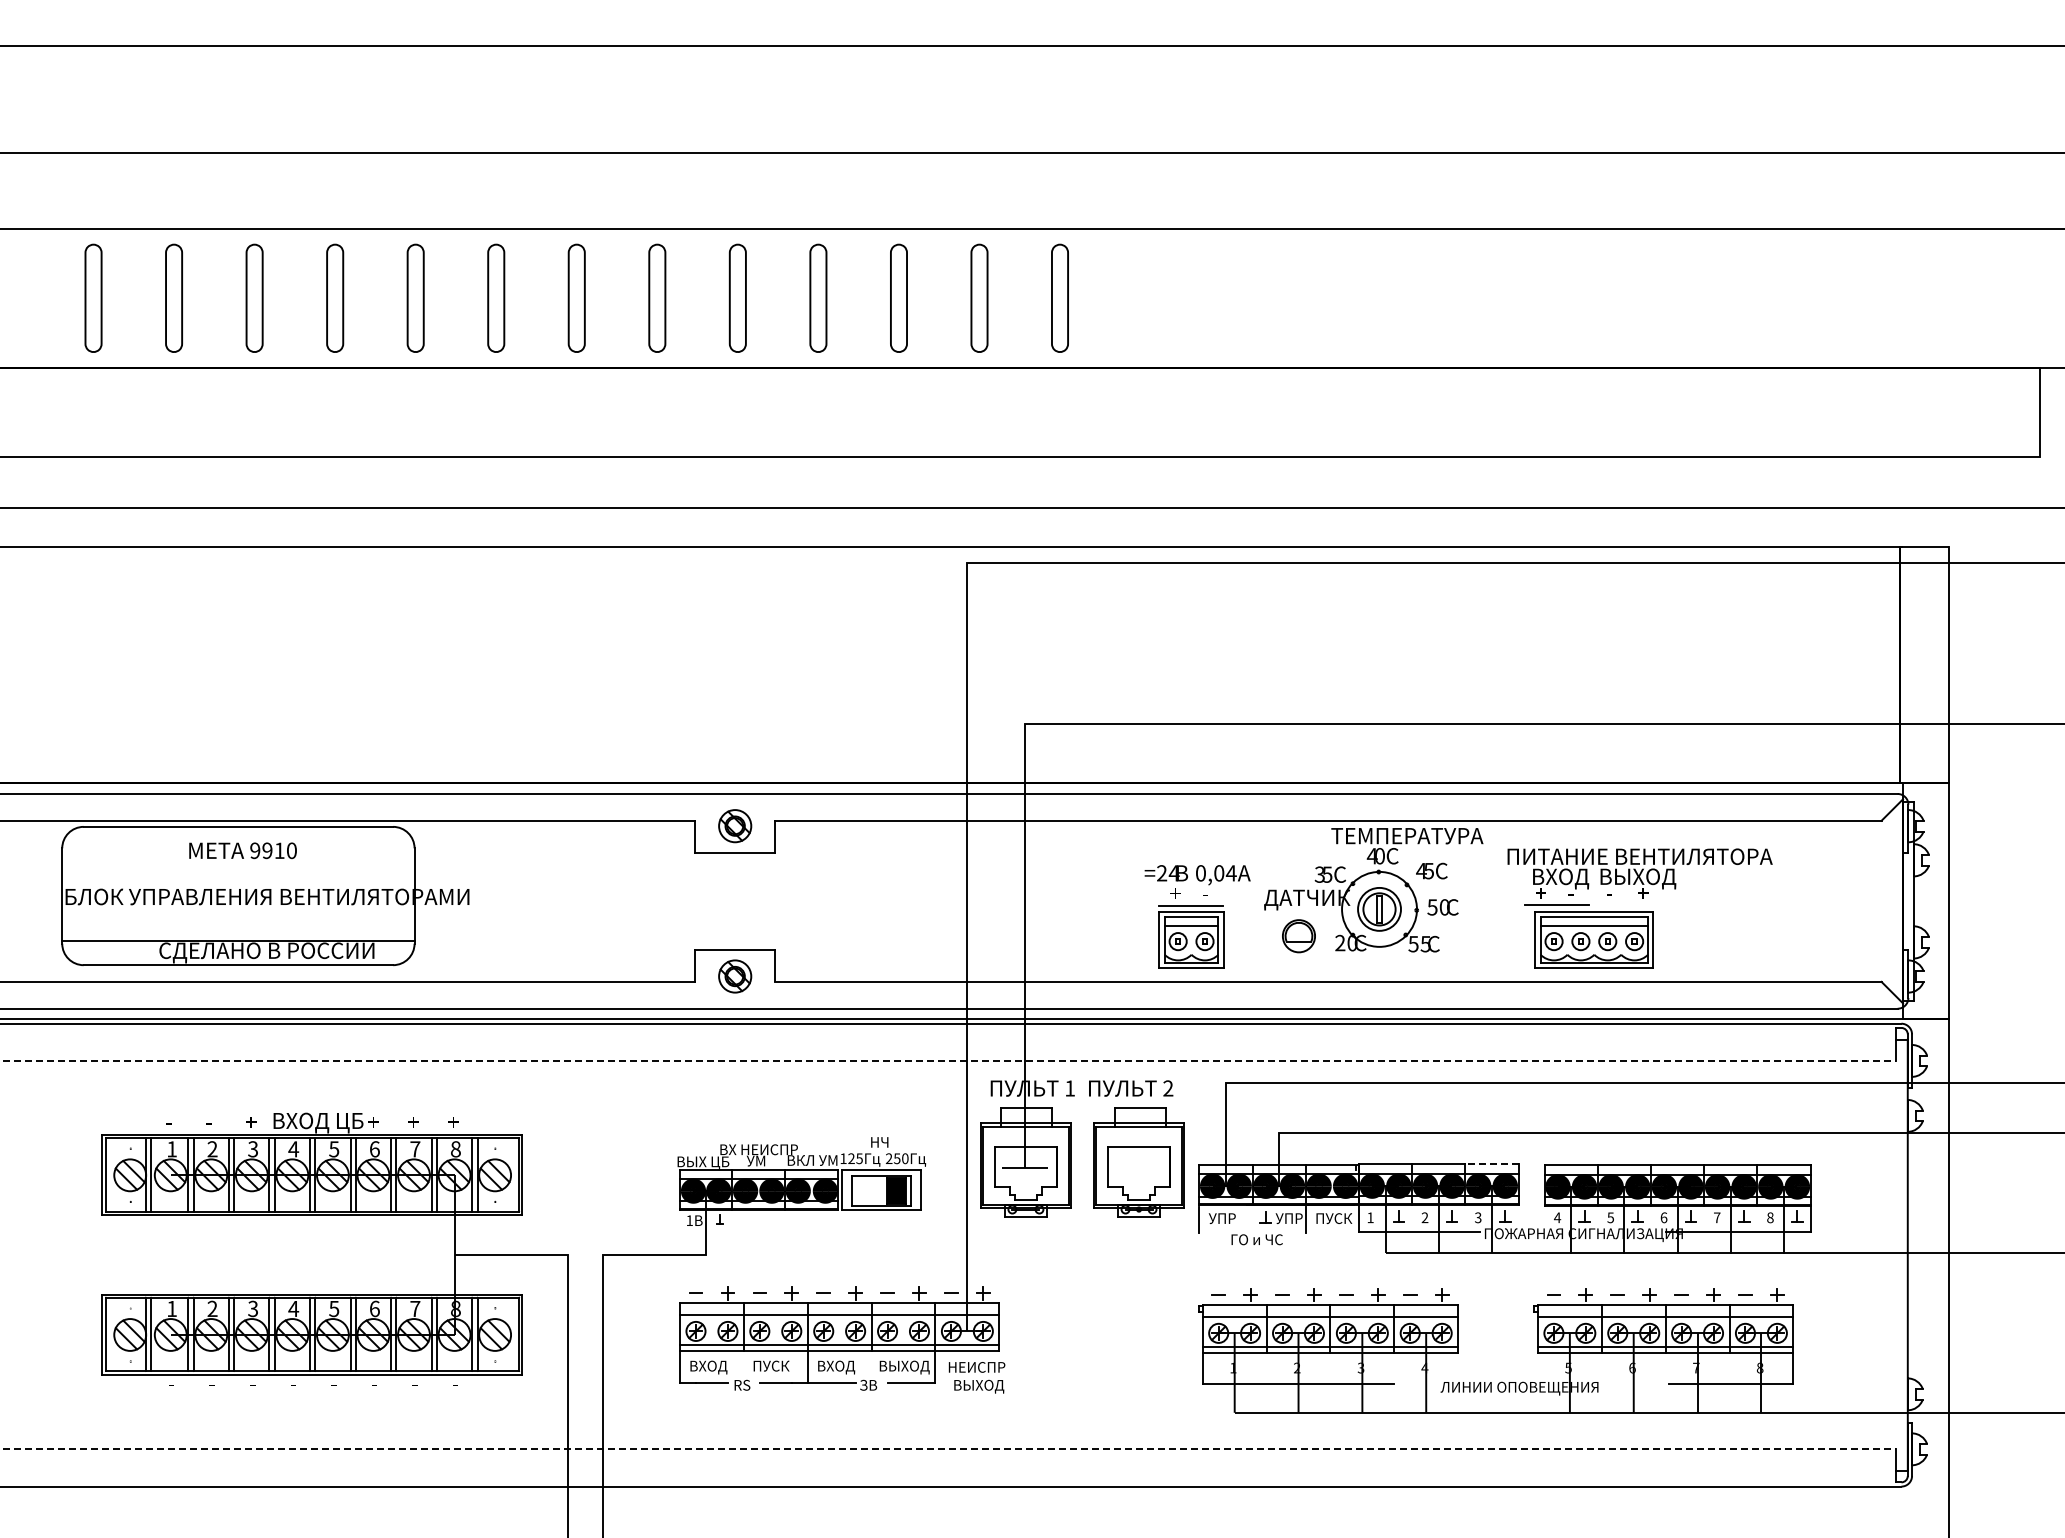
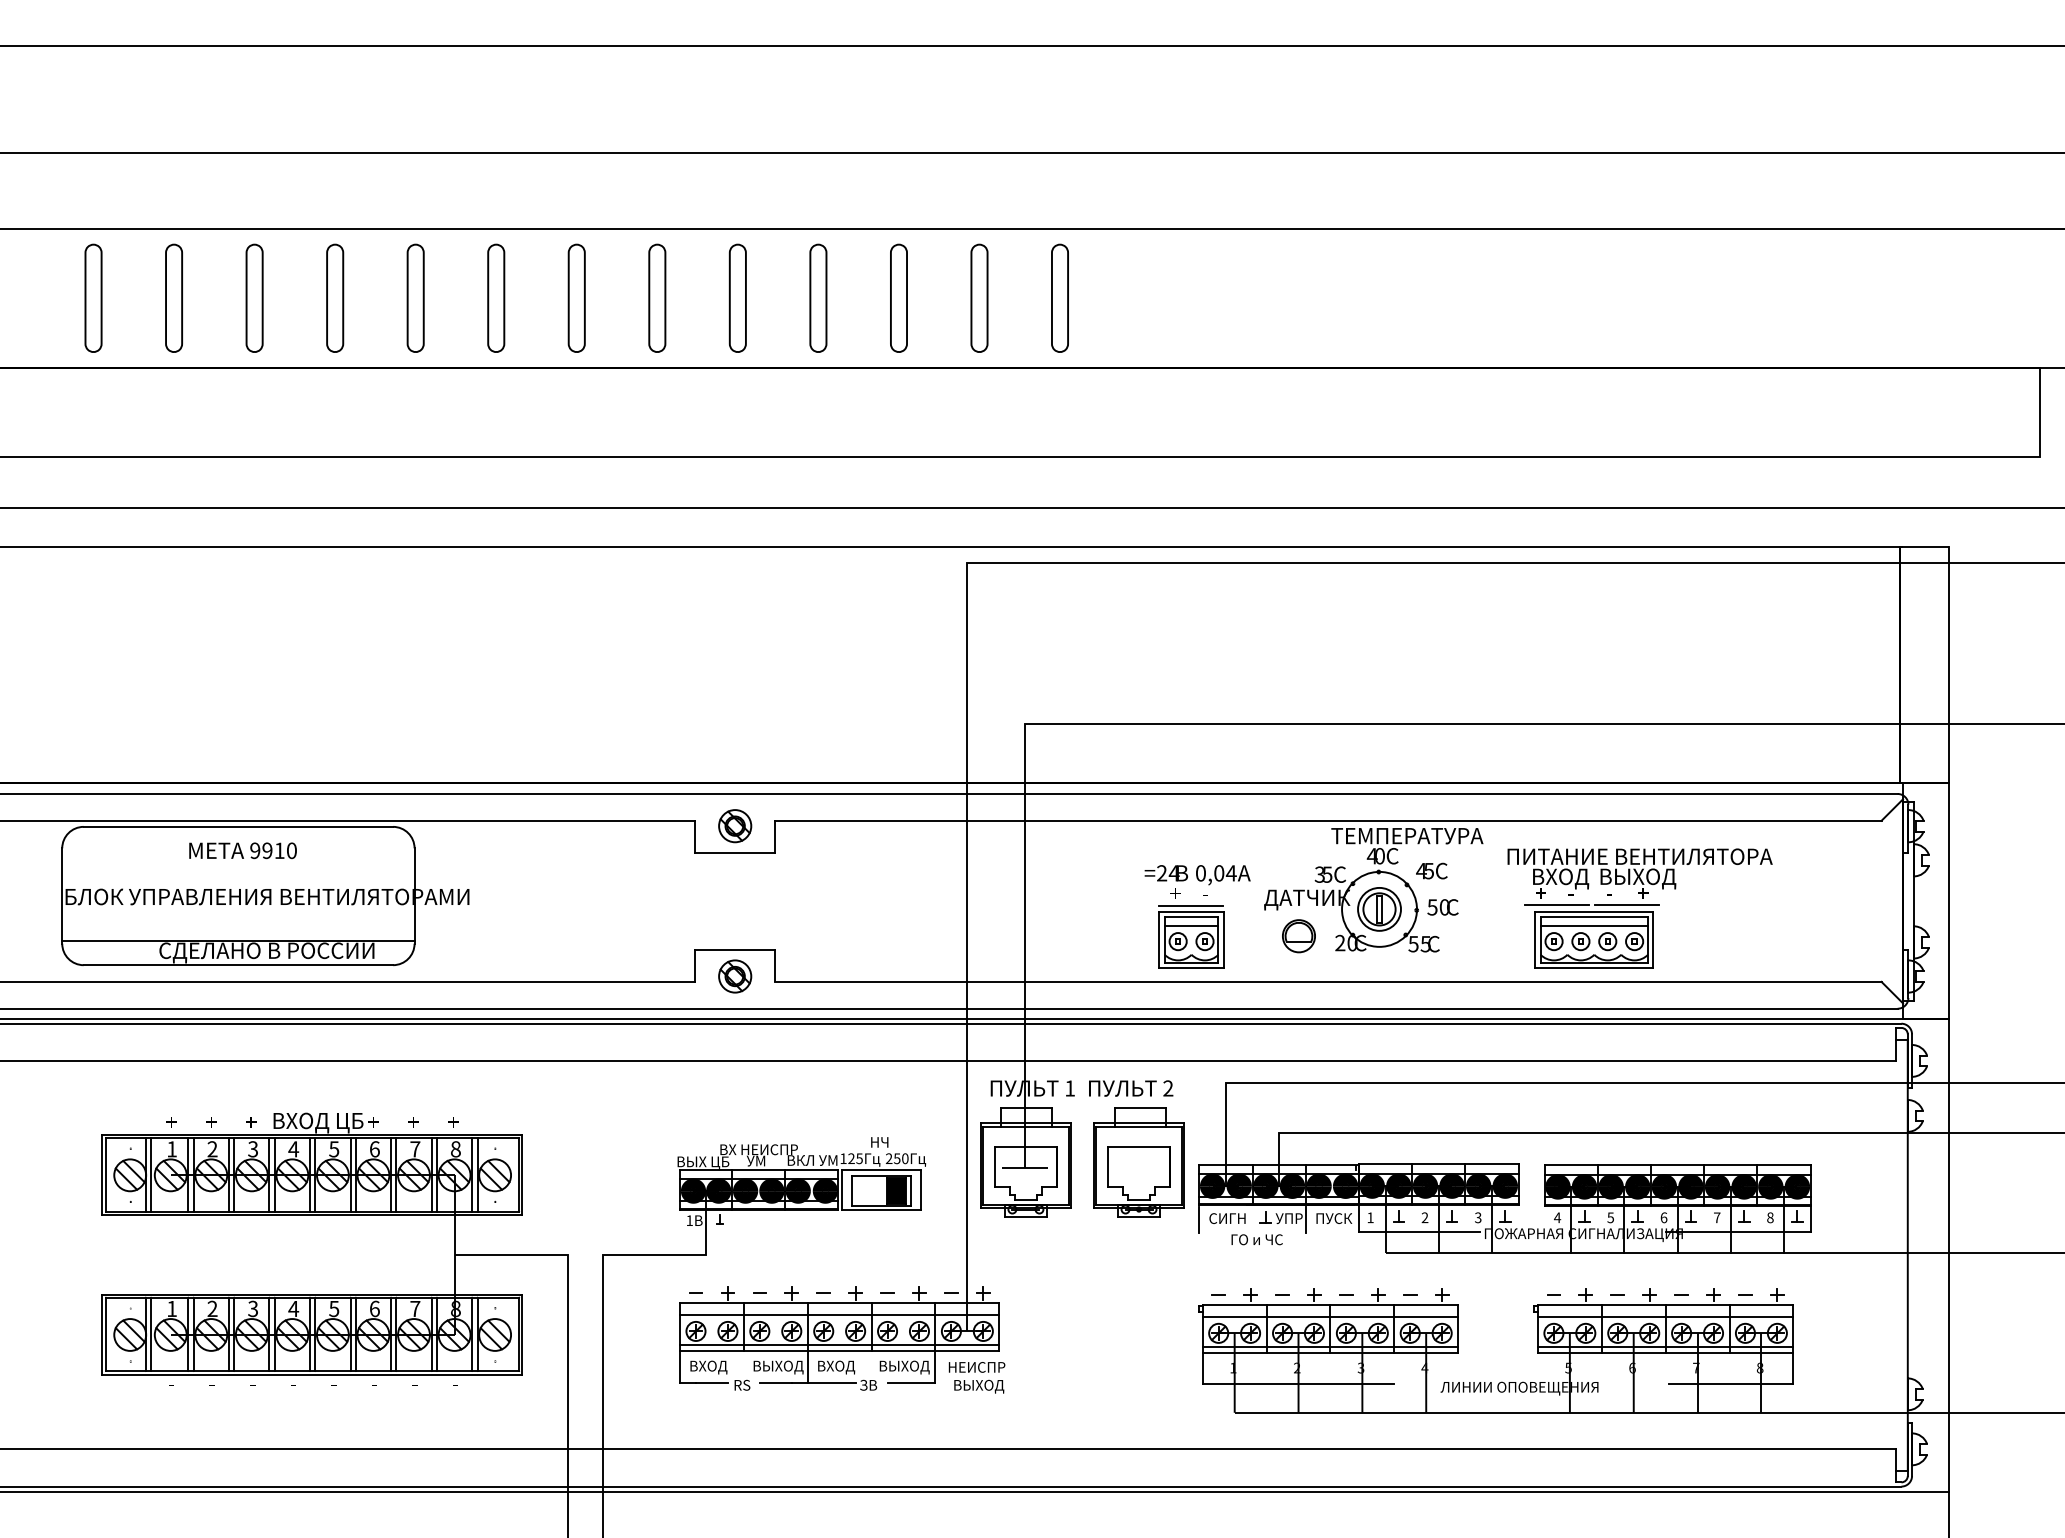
line: none -> present (1627, 905)
line: dashed -> solid (948, 1060)
text: - -> + (171, 1122)
text: - -> + (211, 1122)
line: dashed -> solid (1491, 1164)
text: УПР -> СИГН (1226, 1218)
text: ПУСК -> ВЫХОД (779, 1367)
line: dashed -> solid (948, 1449)
line: none -> present (975, 1491)
